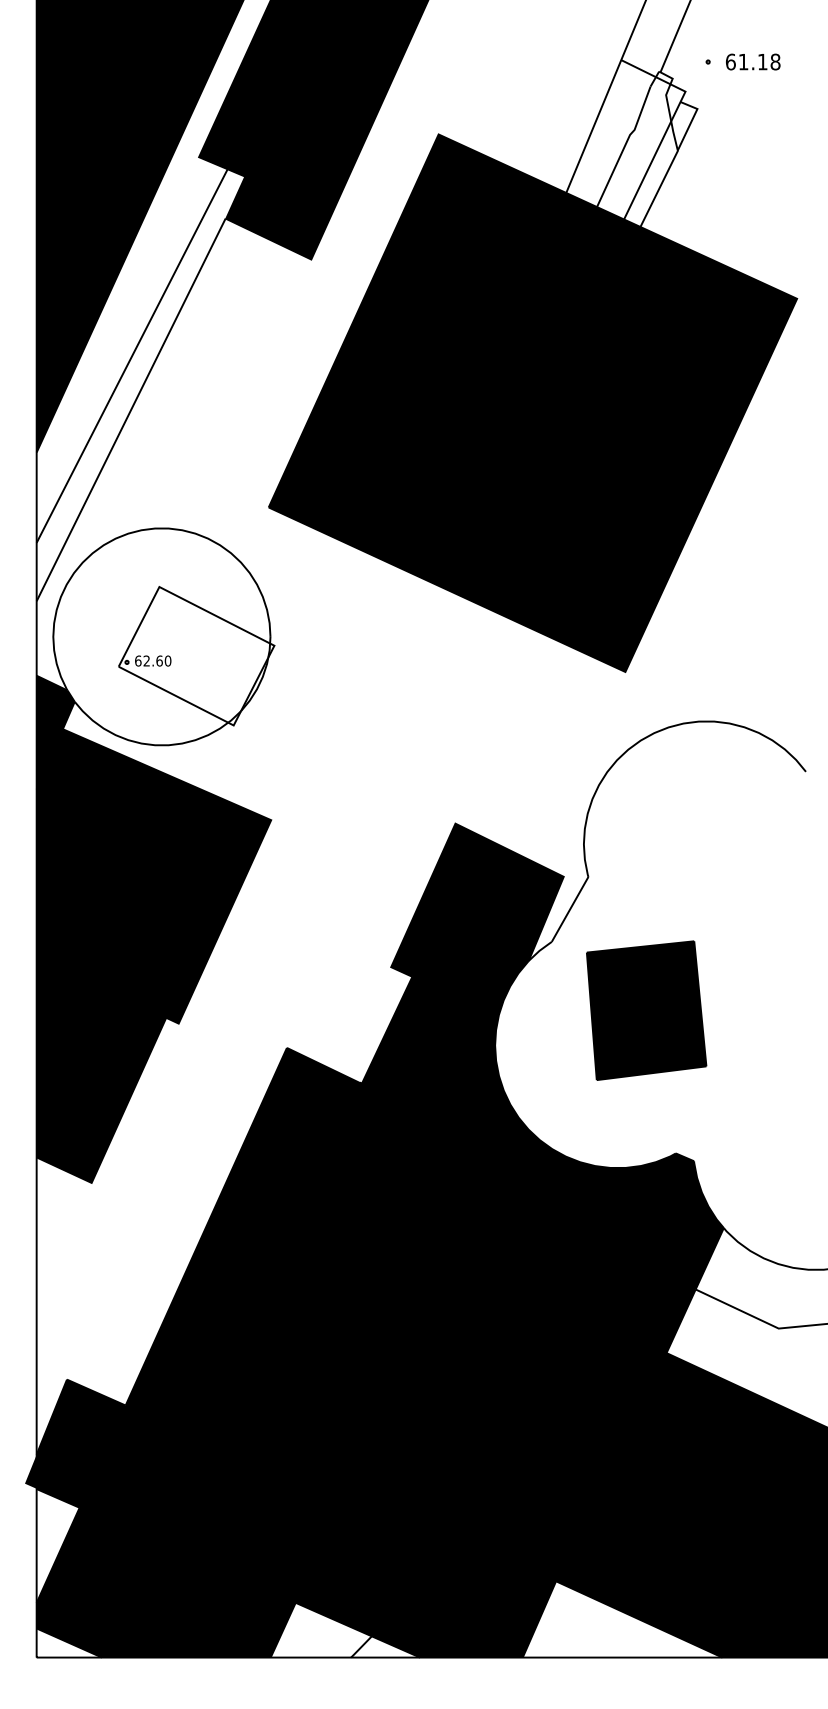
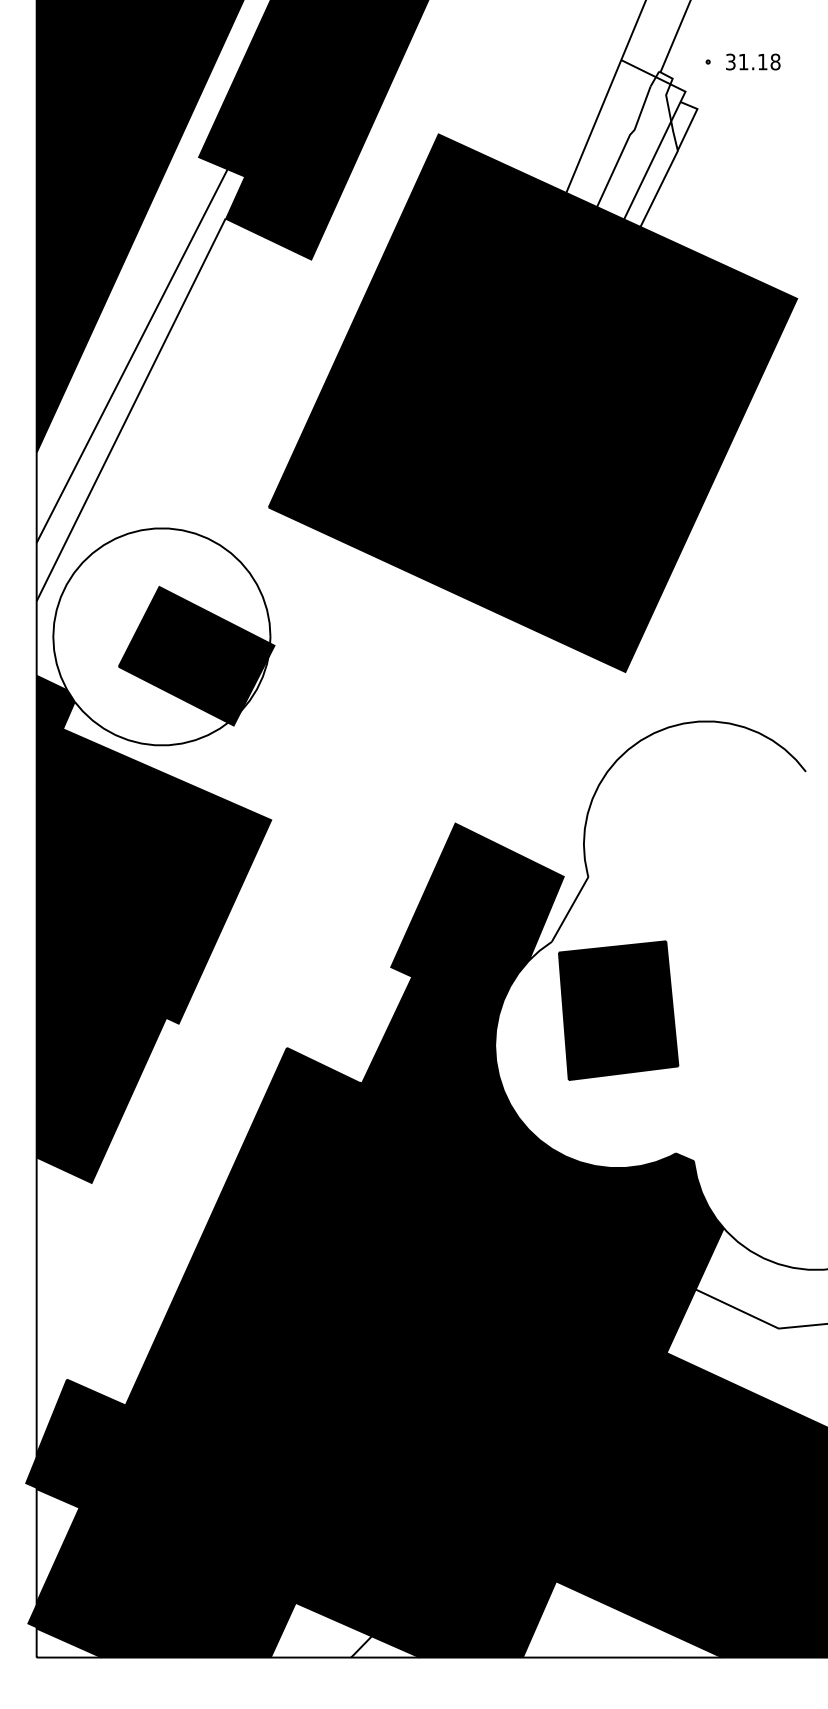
text: 61.18 -> 31.18 (730, 61)
fill: none -> present (196, 655)
part position: (646, 1010) -> (618, 1010) (618, 1010)
fill: none -> present (31, 1615)
